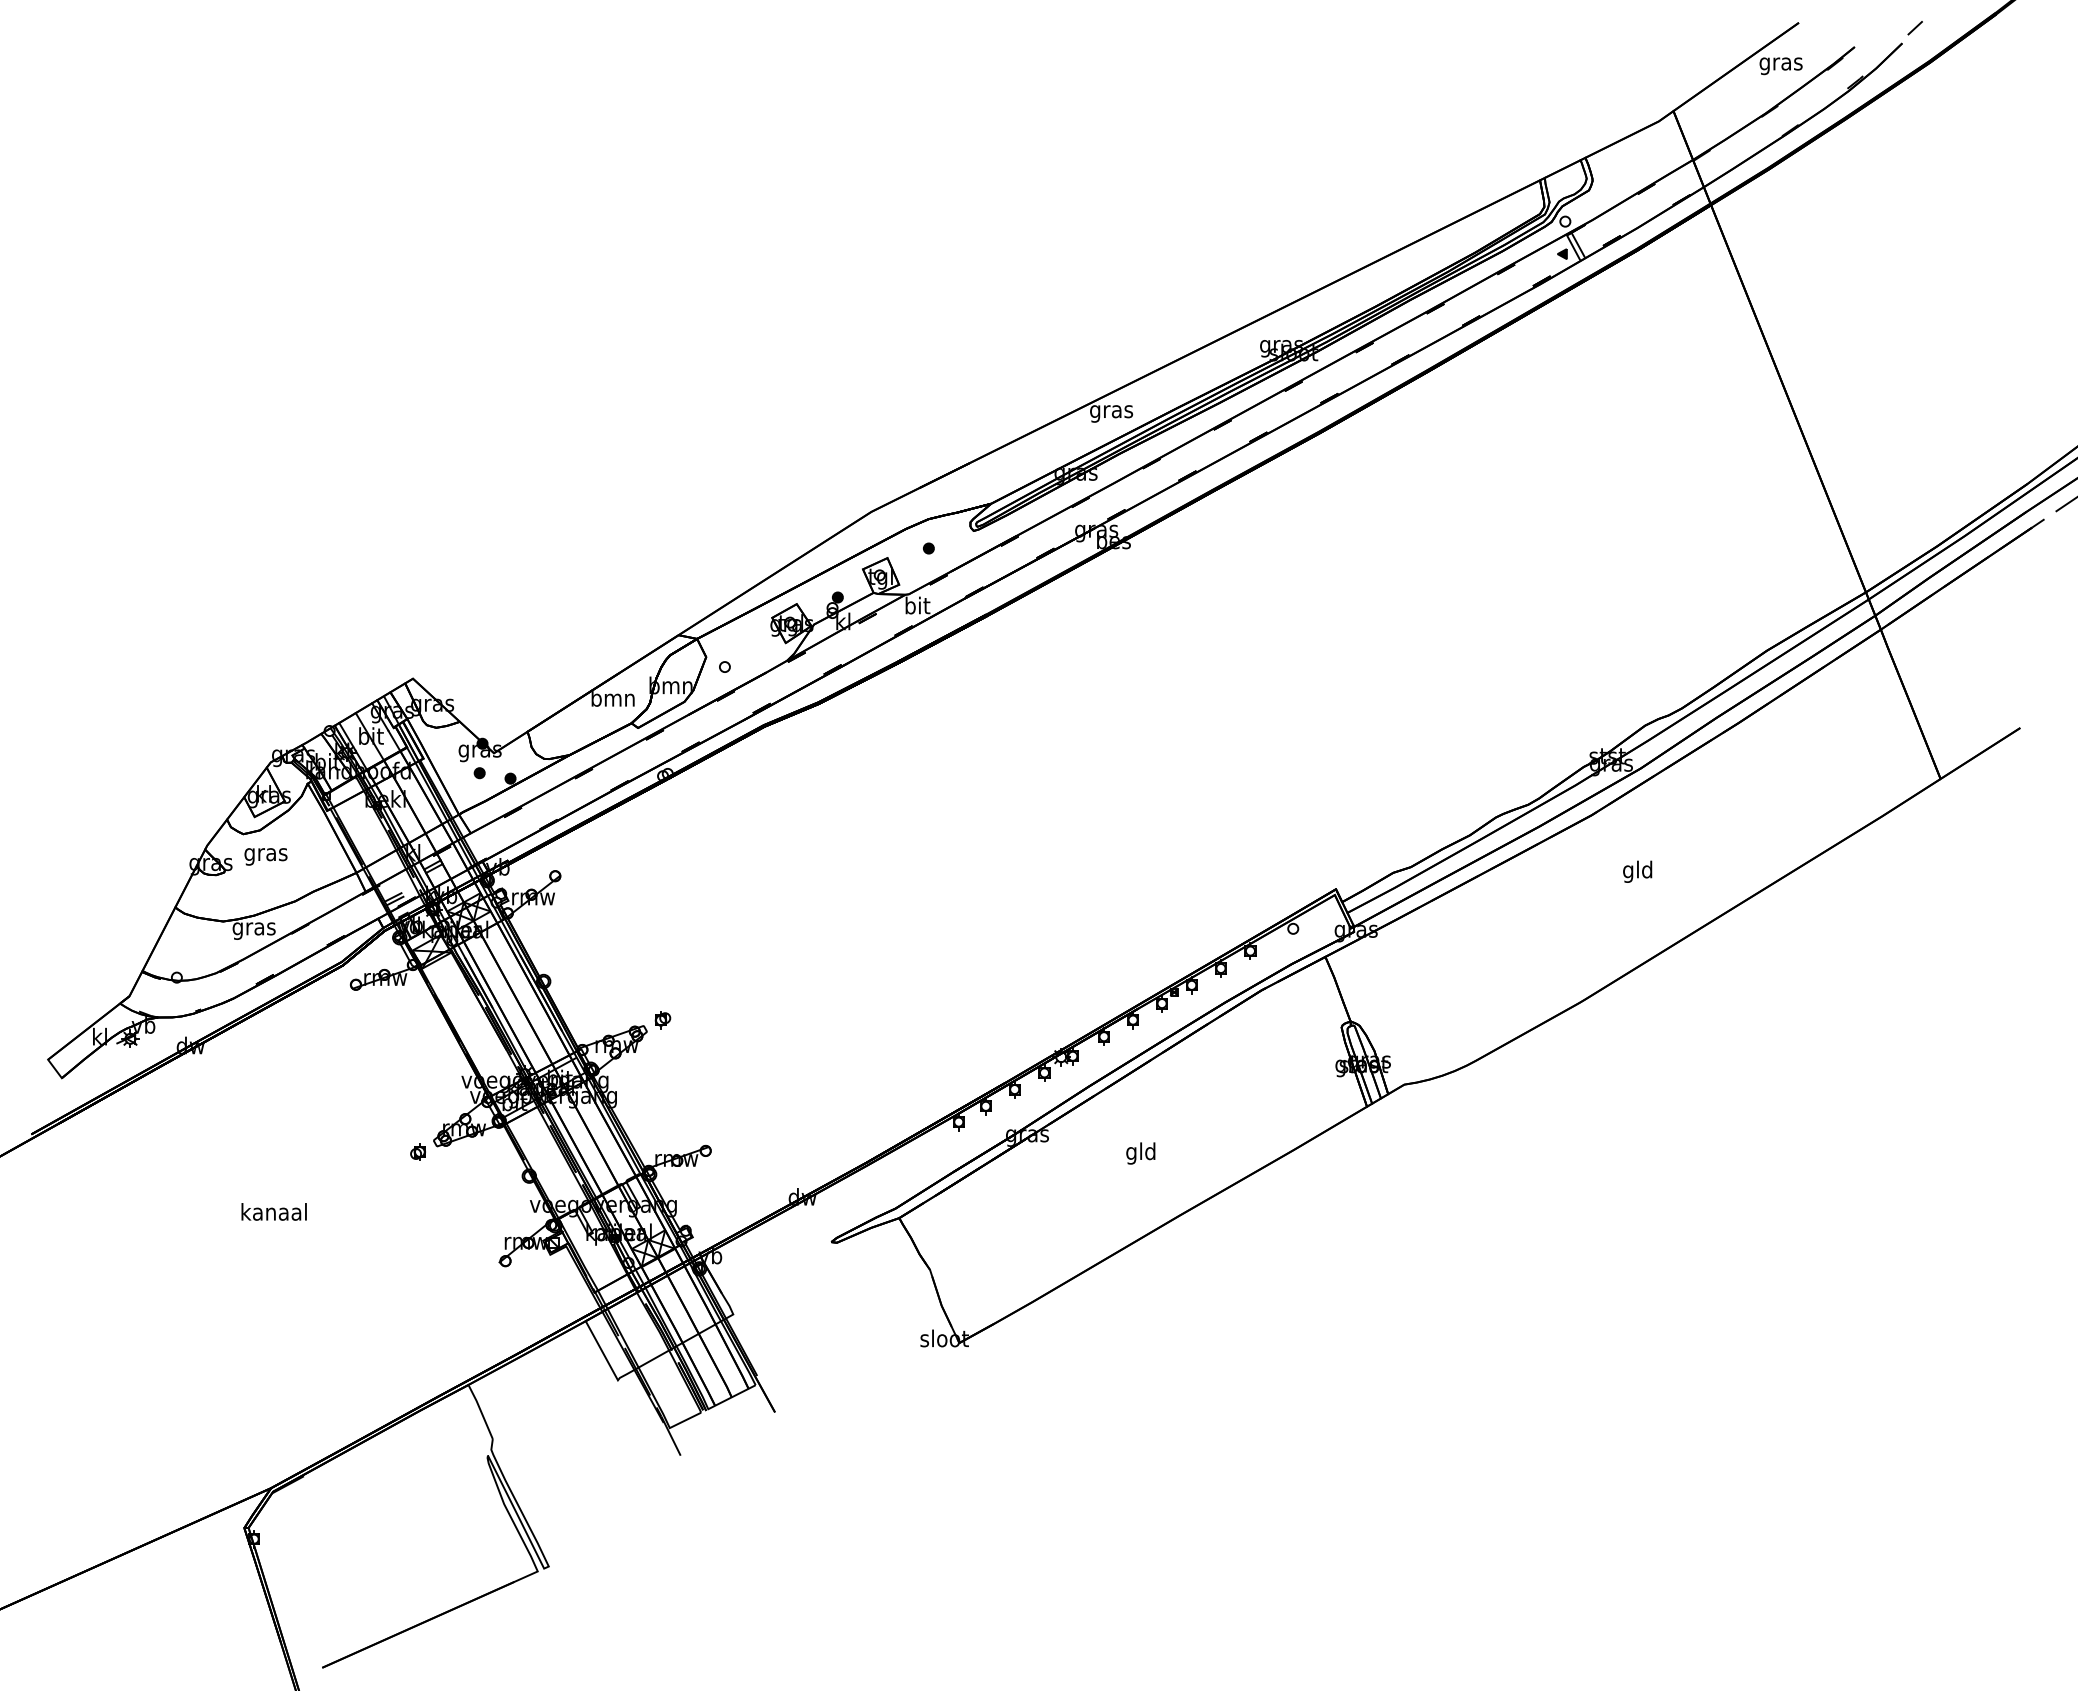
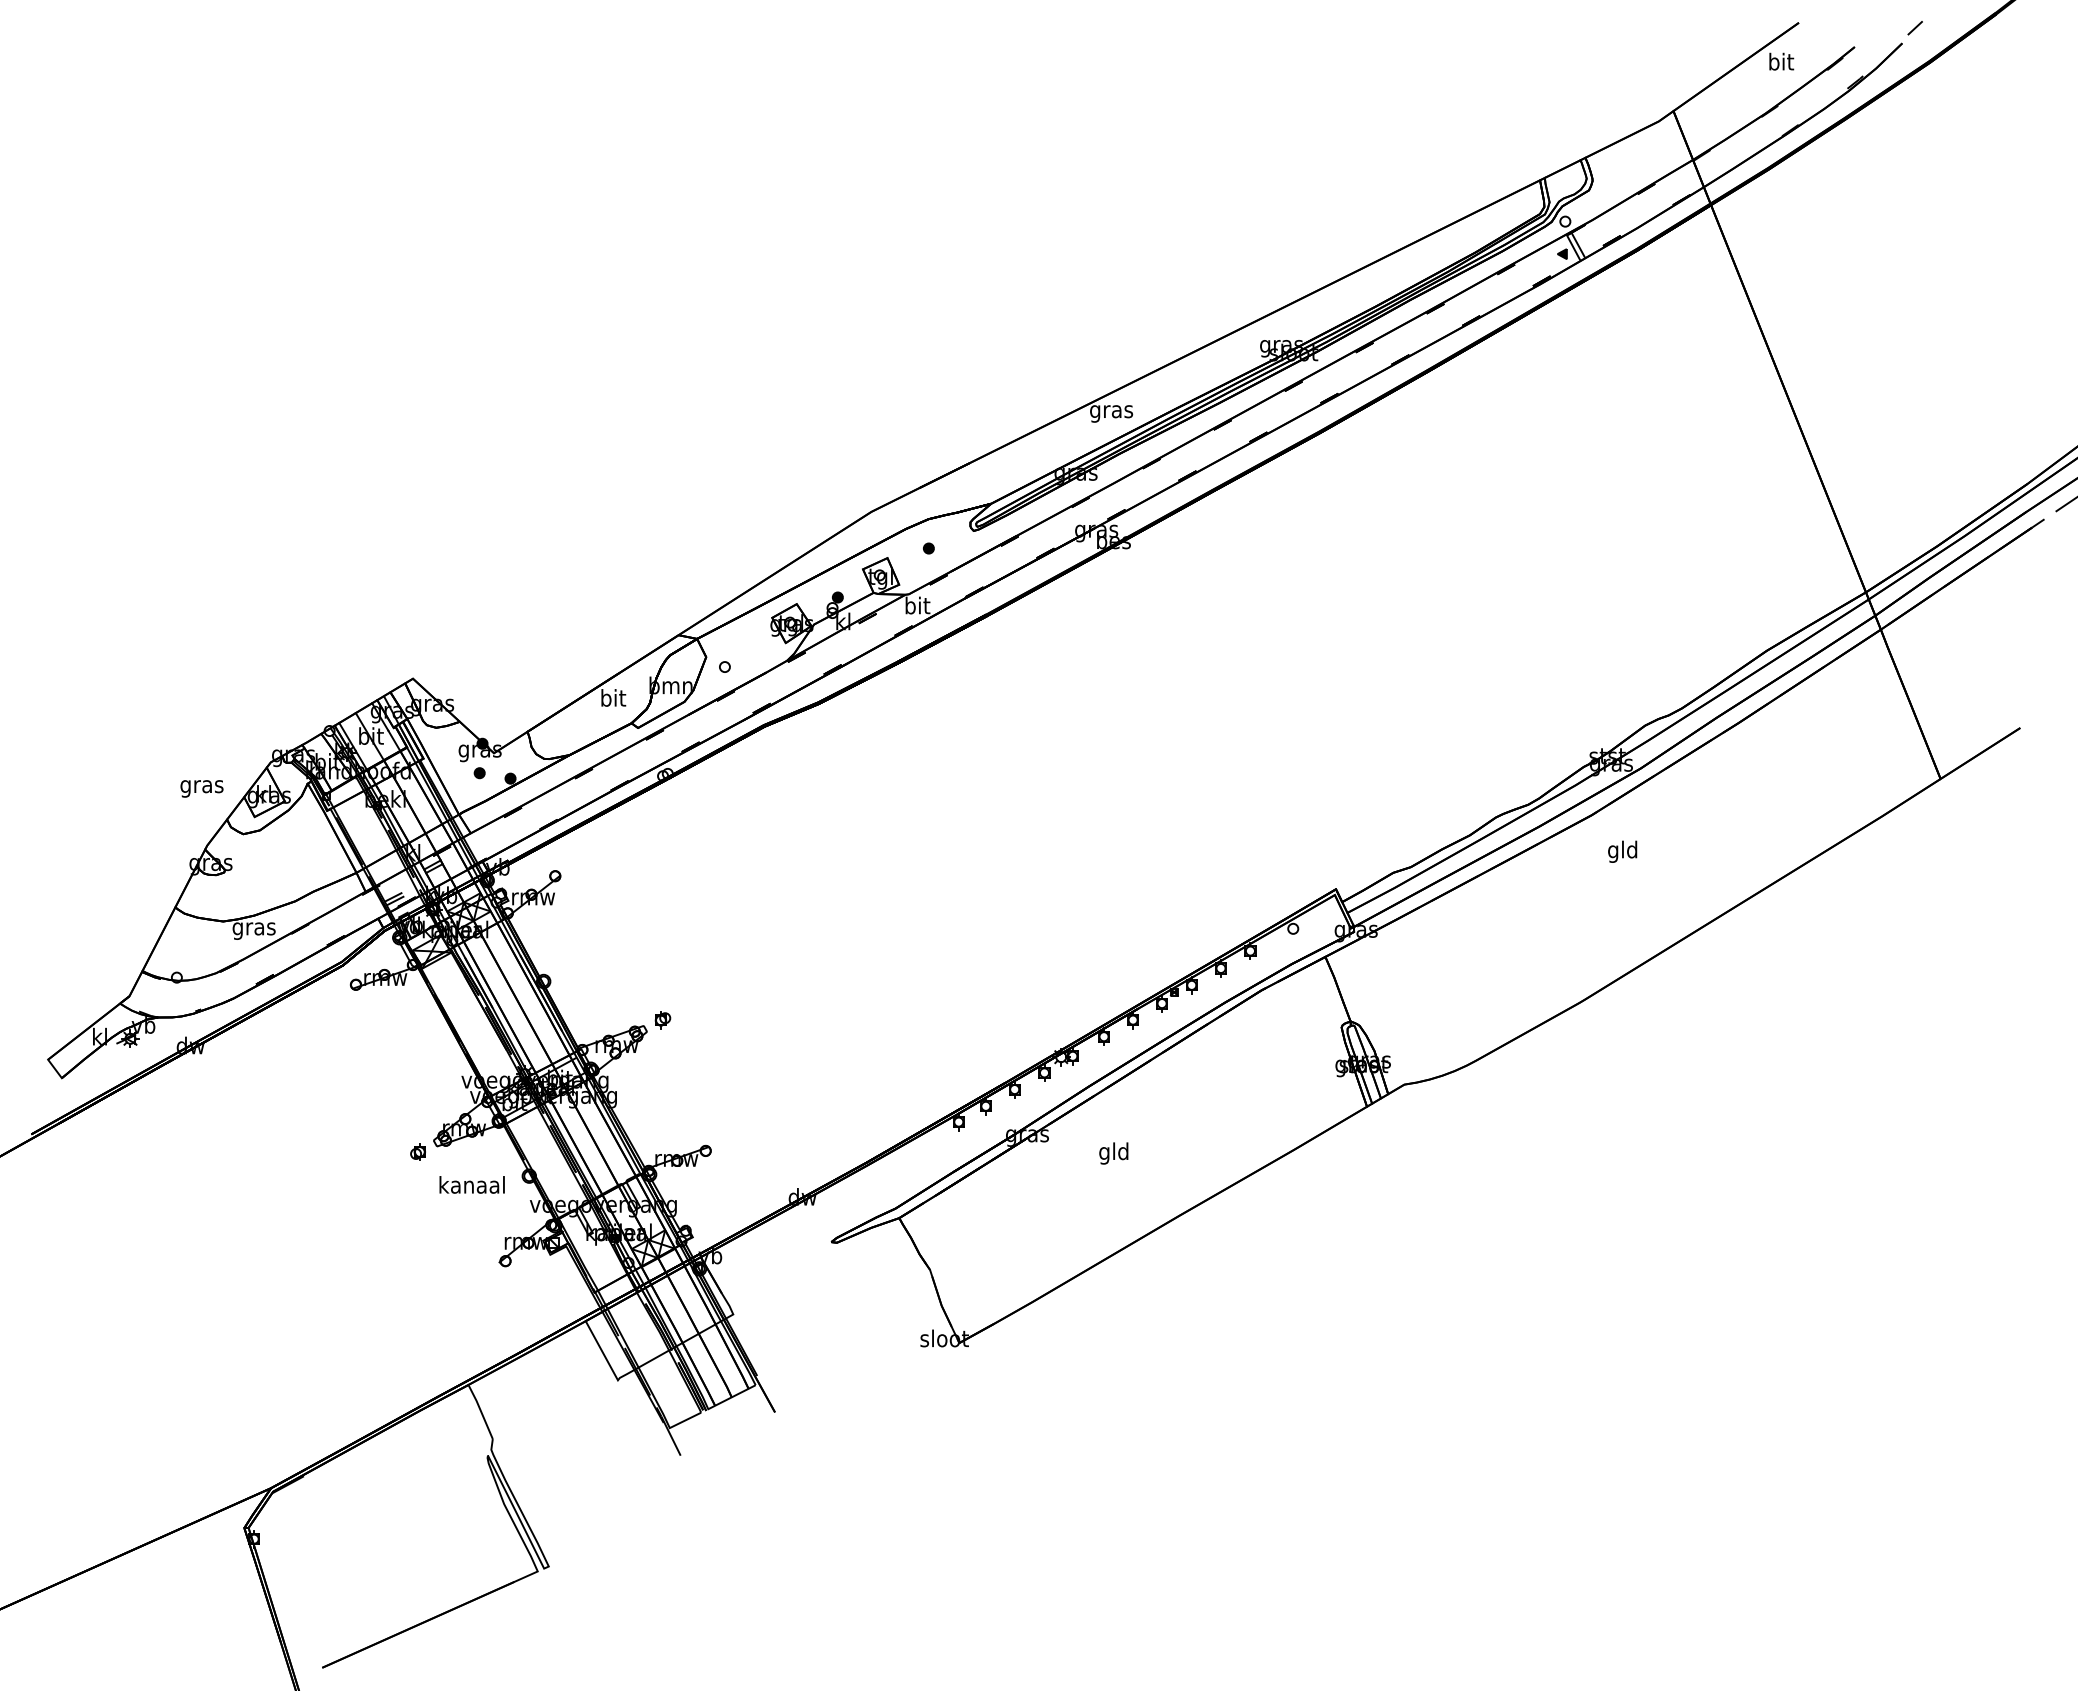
text: gras -> bit (1780, 63)
text: bmn -> bit (612, 697)
text position: (265, 856) -> (201, 788) (201, 788)
text position: (1637, 871) -> (1622, 851) (1622, 851)
text position: (1140, 1153) -> (1113, 1153) (1113, 1153)
text position: (273, 1211) -> (471, 1184) (471, 1184)
